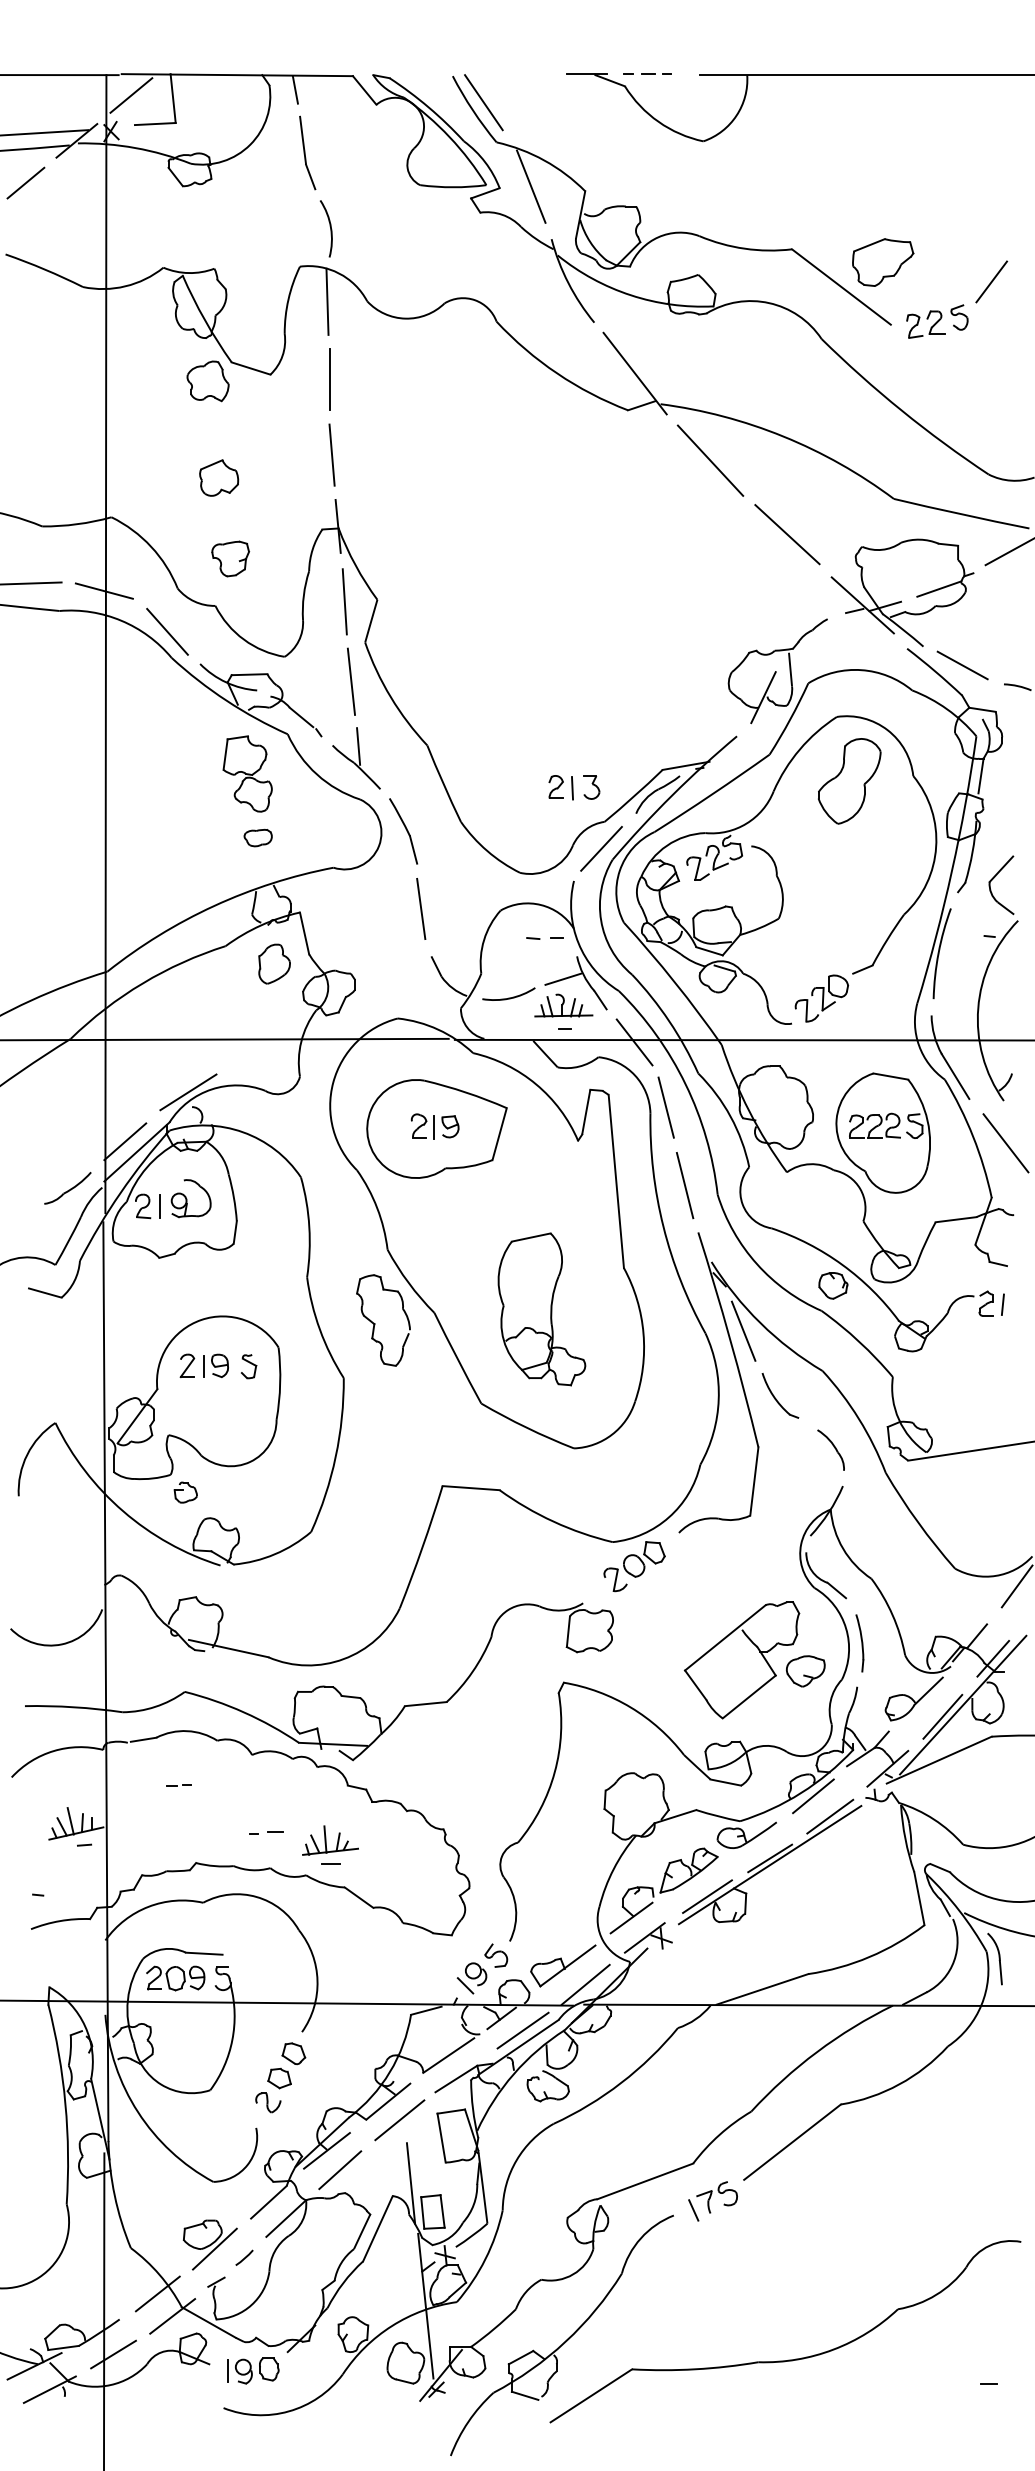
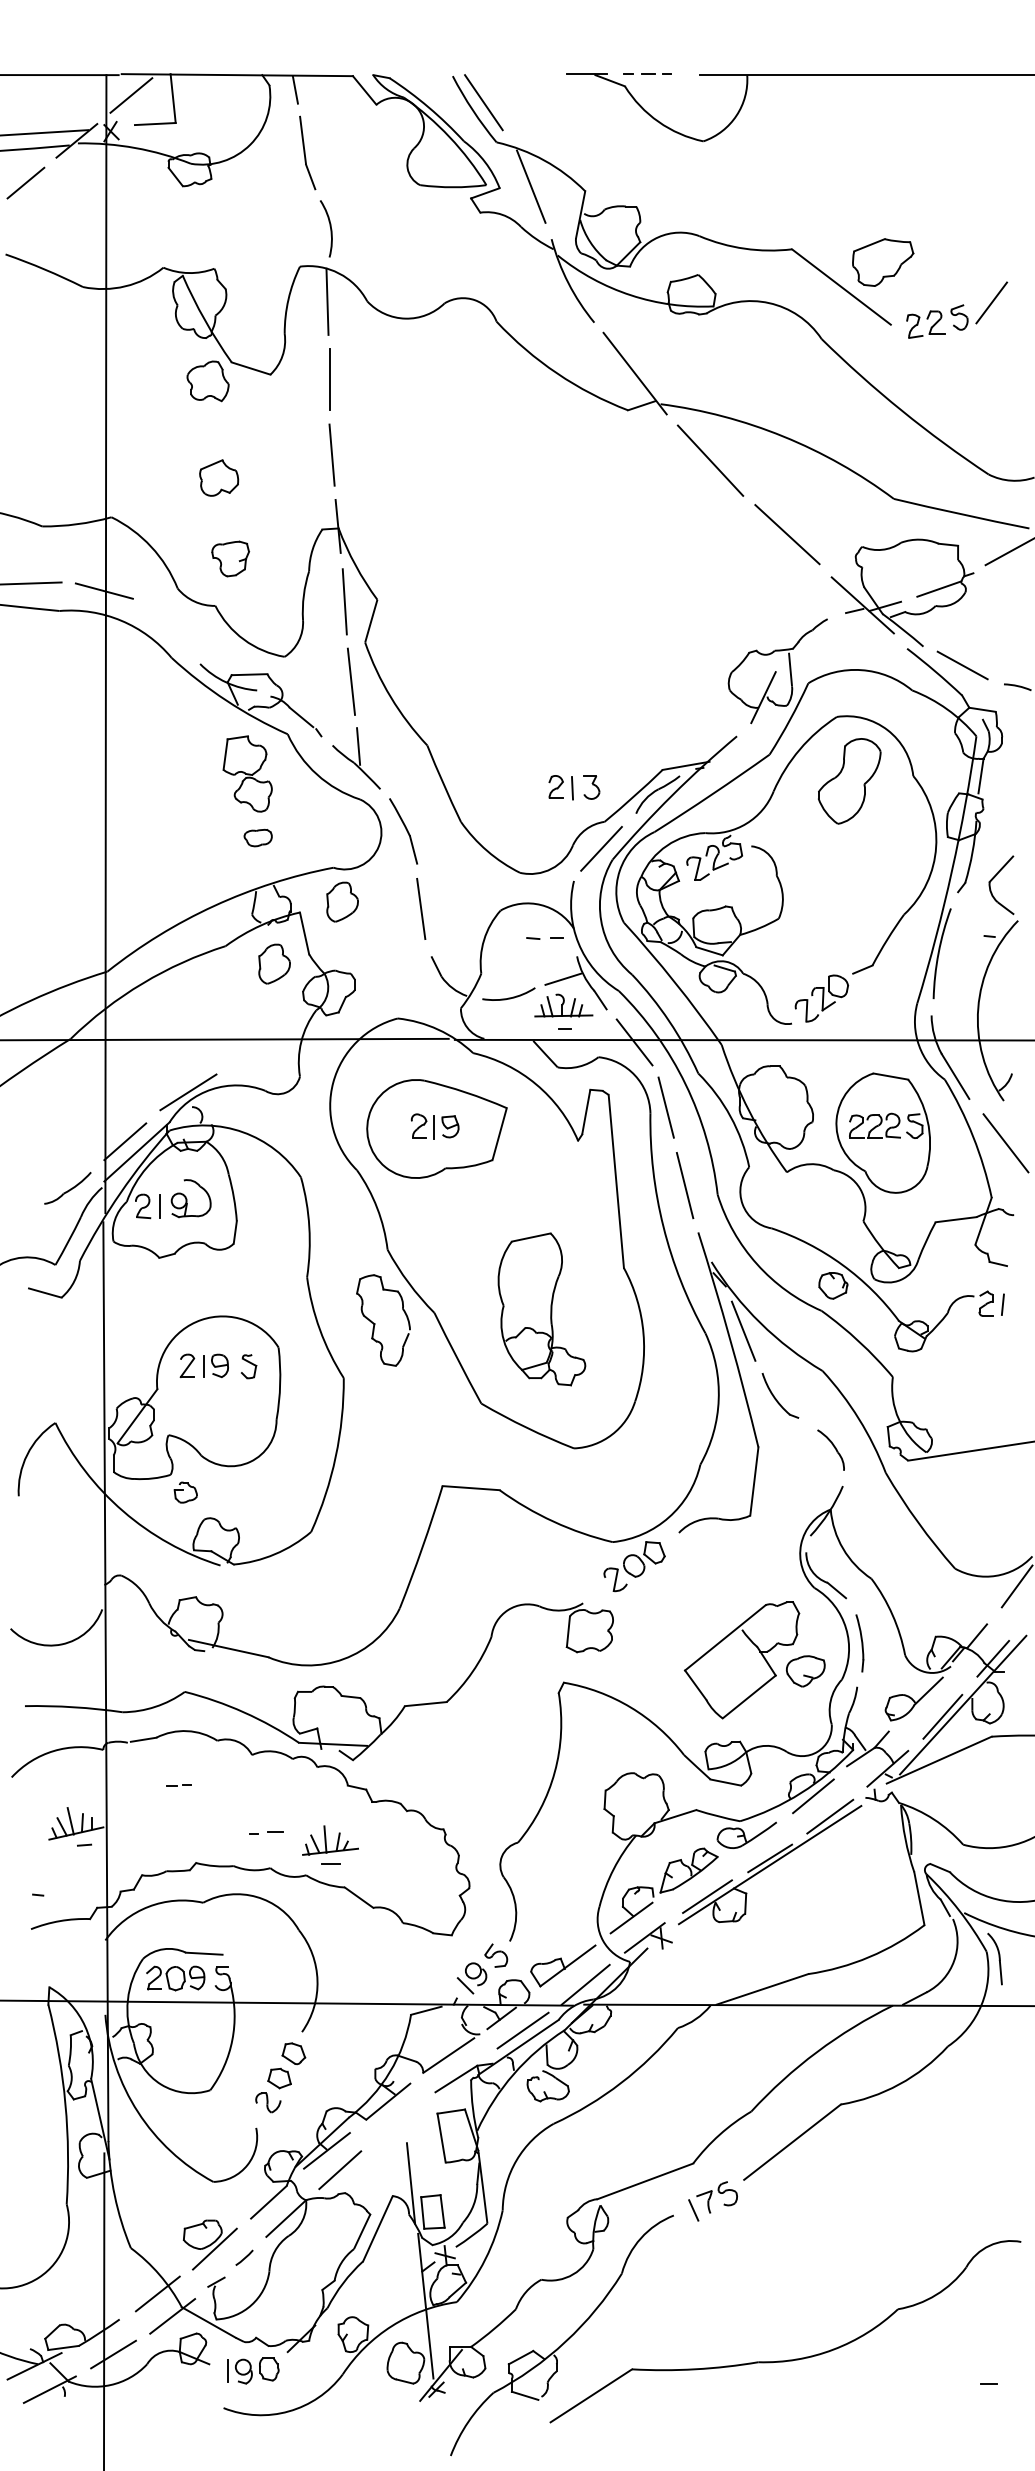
line position: (991, 281) -> (991, 302) (991, 302)
line: present -> none (167, 631)
part: none -> present (342, 901)
line: present -> none (399, 2120)
